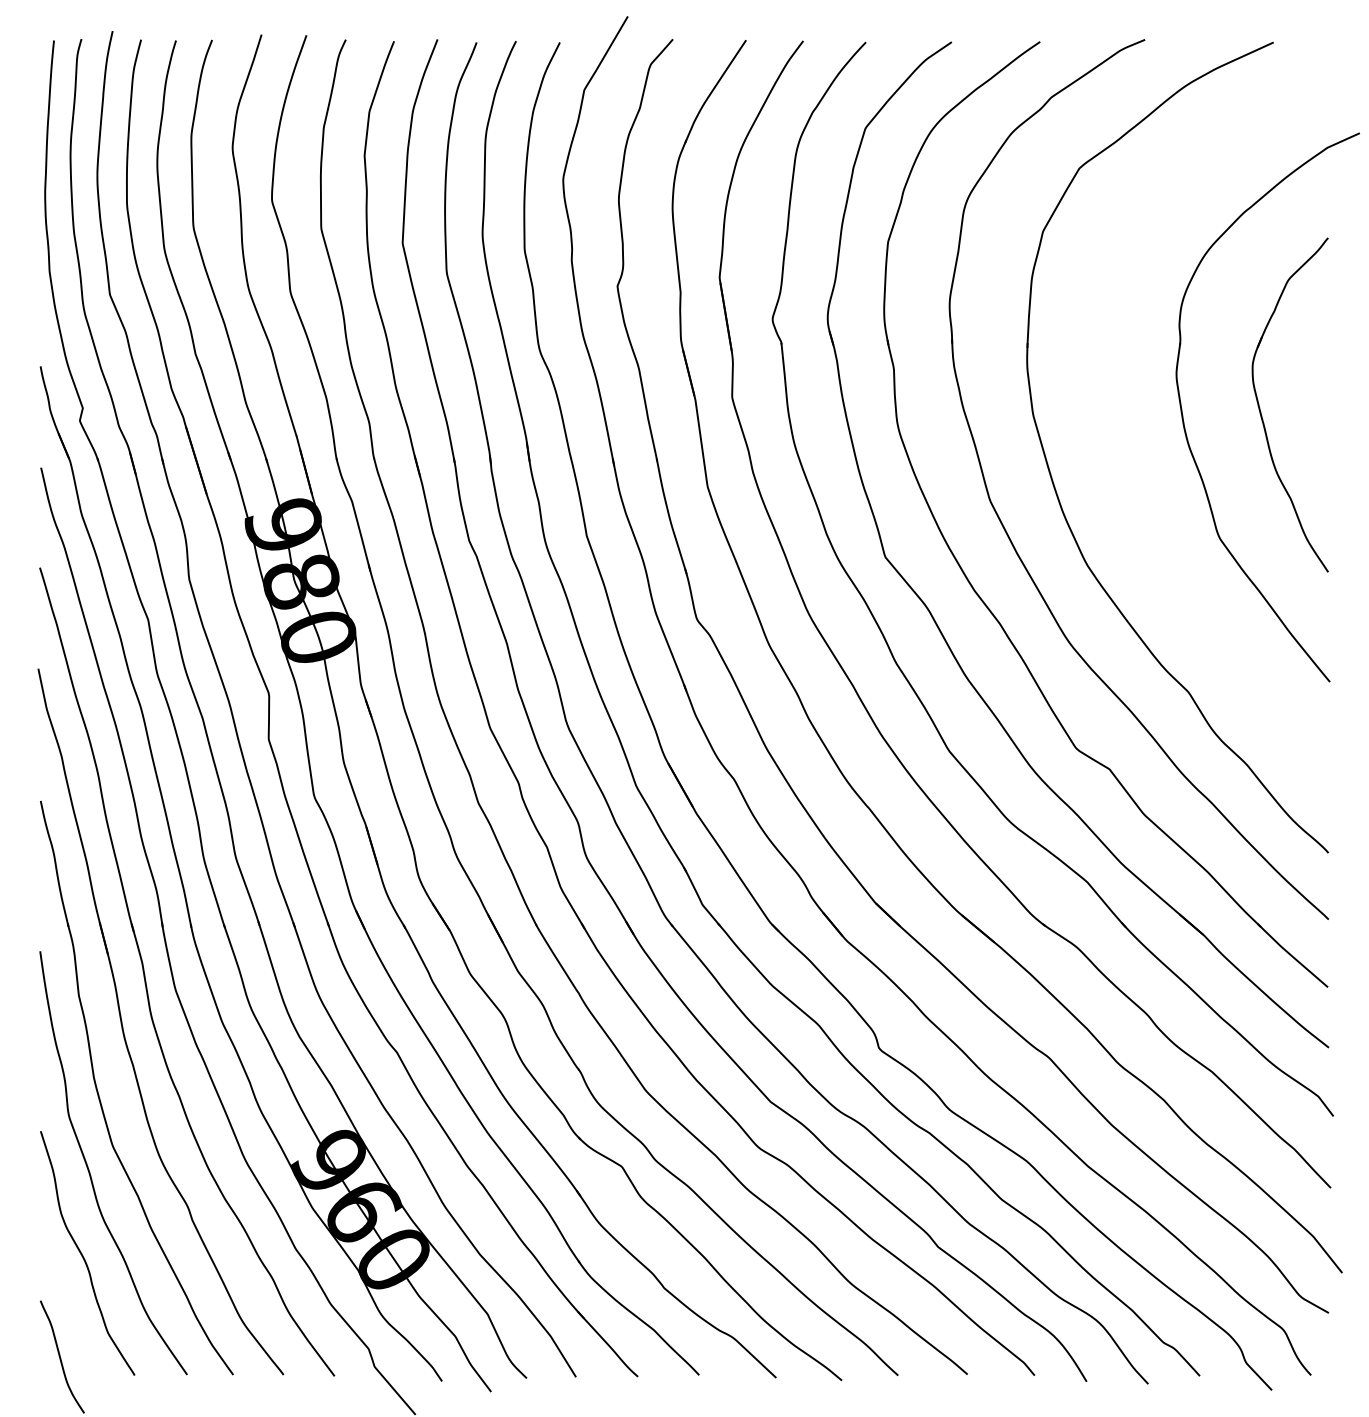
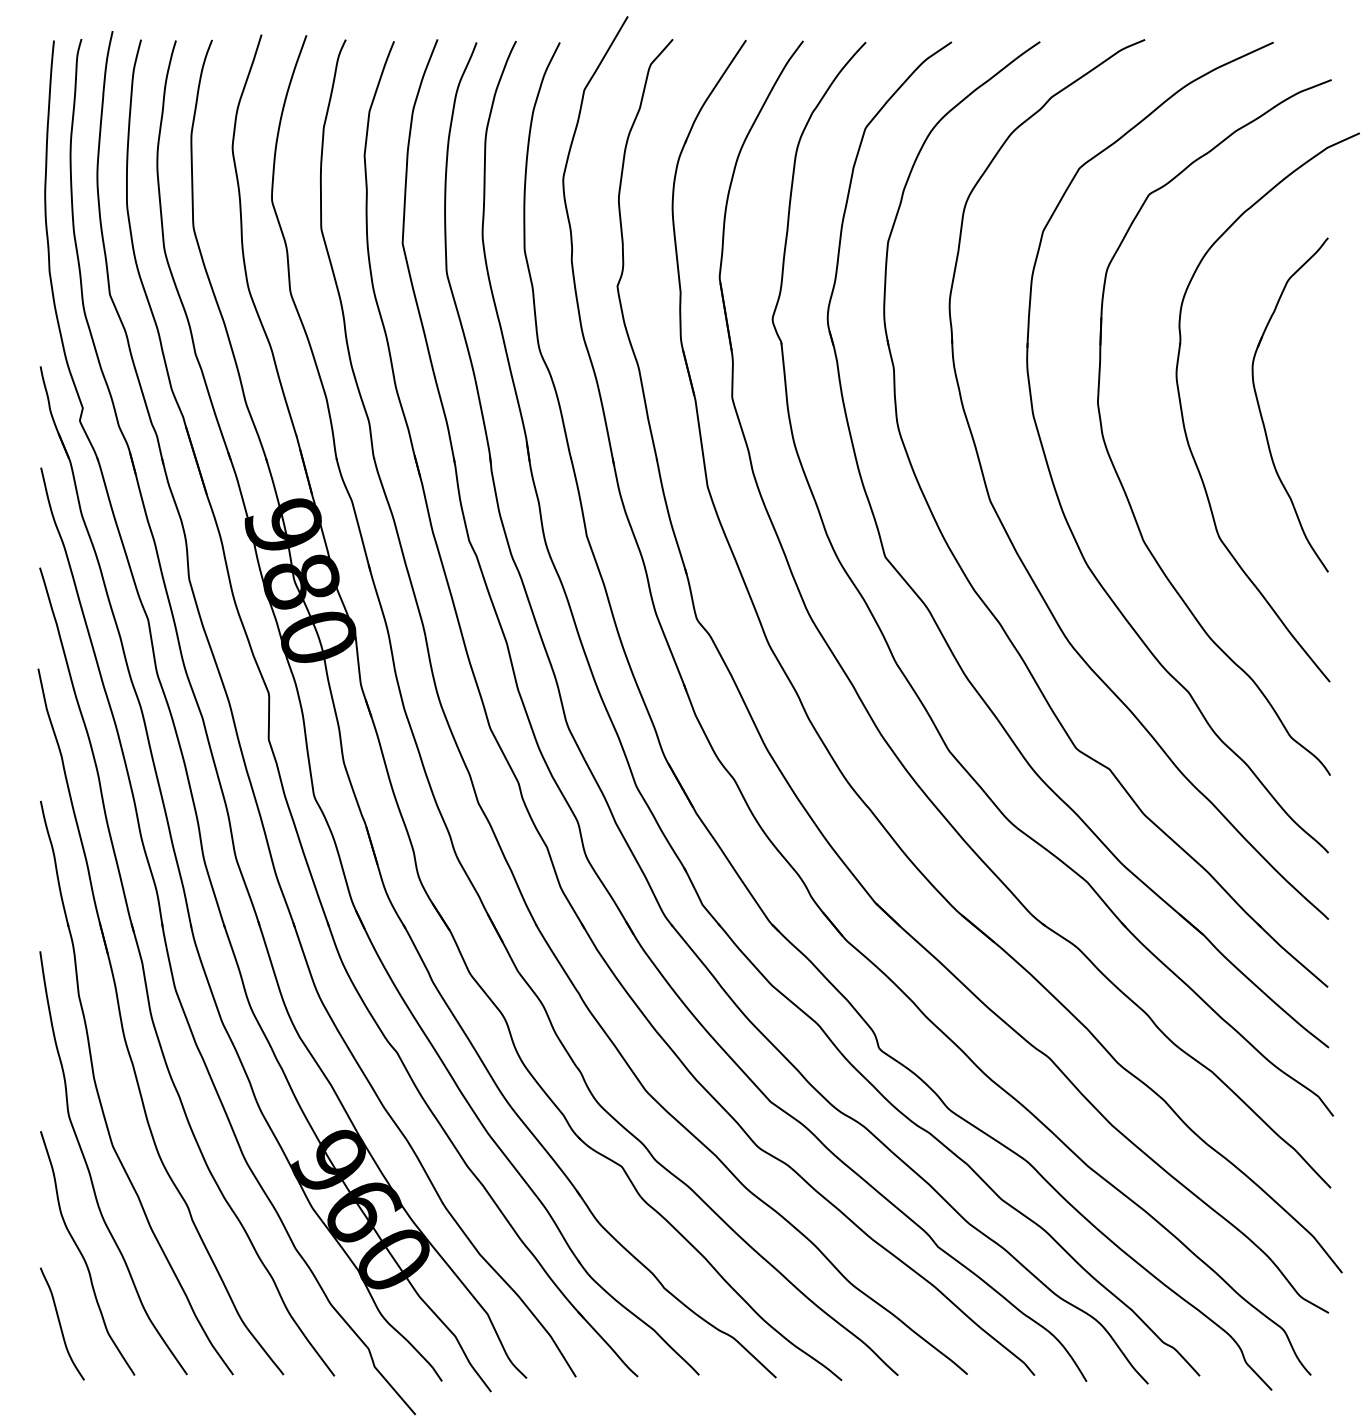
part: none -> present (1115, 467)
curve position: (60, 1356) -> (60, 1323) (60, 1323)
